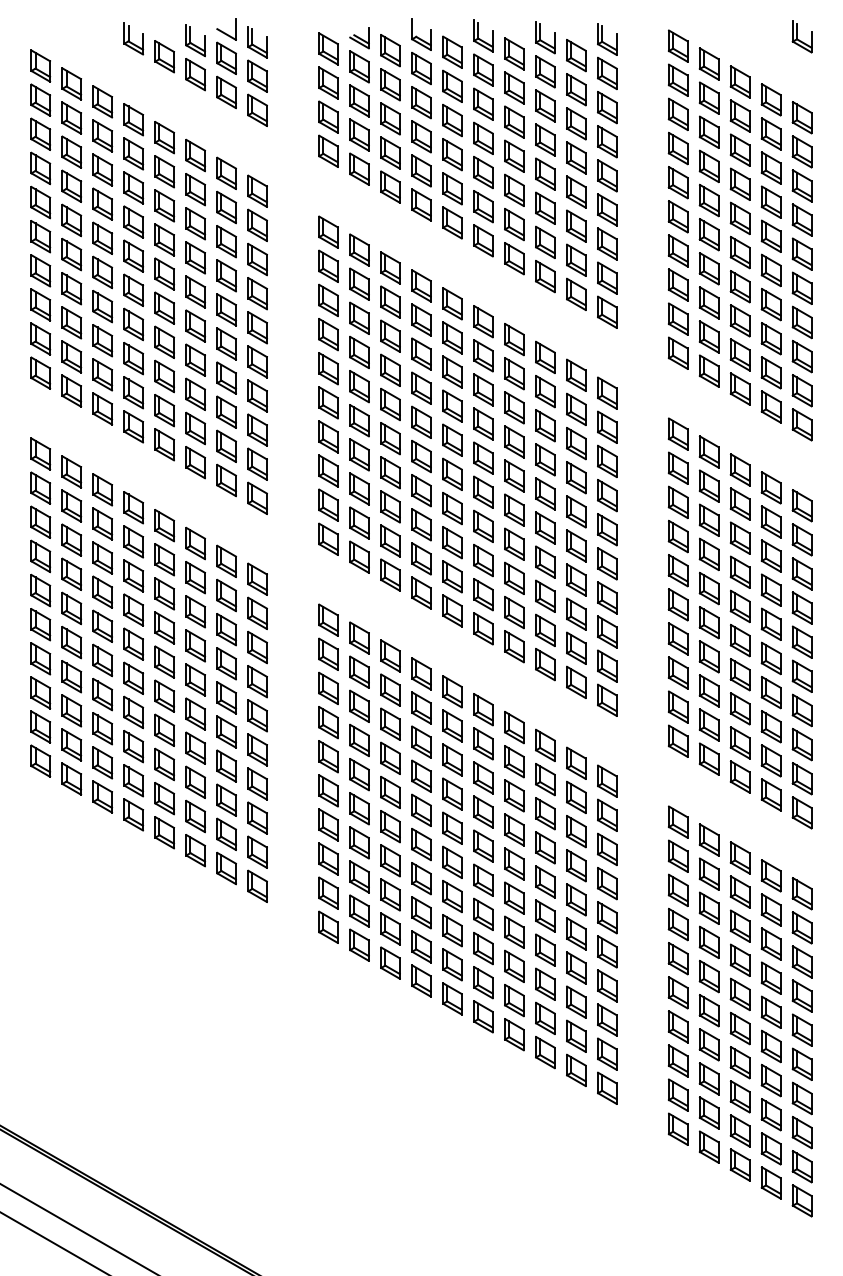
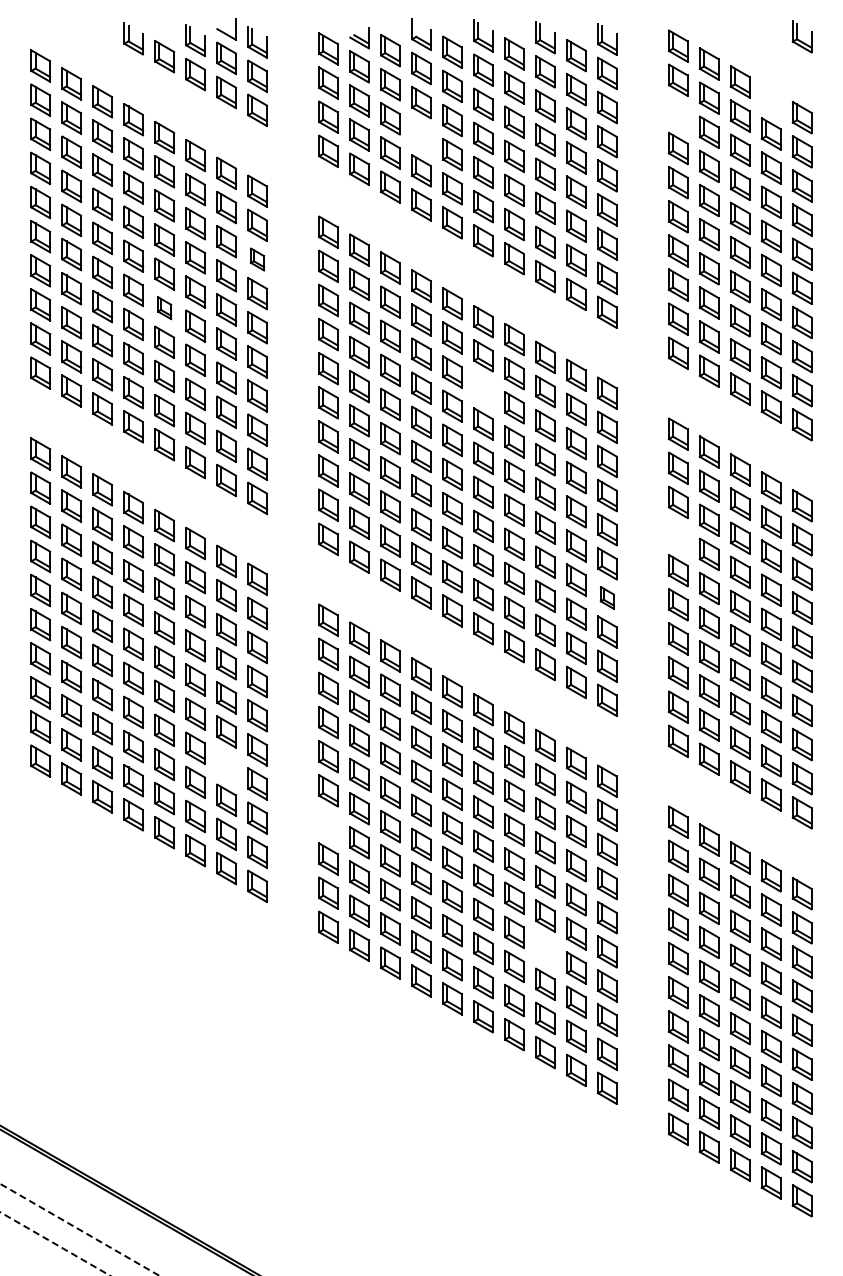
part: present -> none (770, 99)
part: present -> none (677, 113)
part: present -> none (421, 136)
part size: 21x35 px -> 16x25 px (257, 259)
part size: 21x34 px -> 16x25 px (164, 308)
part: present -> none (483, 389)
part: present -> none (677, 536)
part size: 21x34 px -> 16x24 px (606, 597)
part: present -> none (226, 765)
part: present -> none (328, 824)
part: present -> none (545, 949)
line: solid -> dashed (80, 1230)
line: solid -> dashed (55, 1243)
